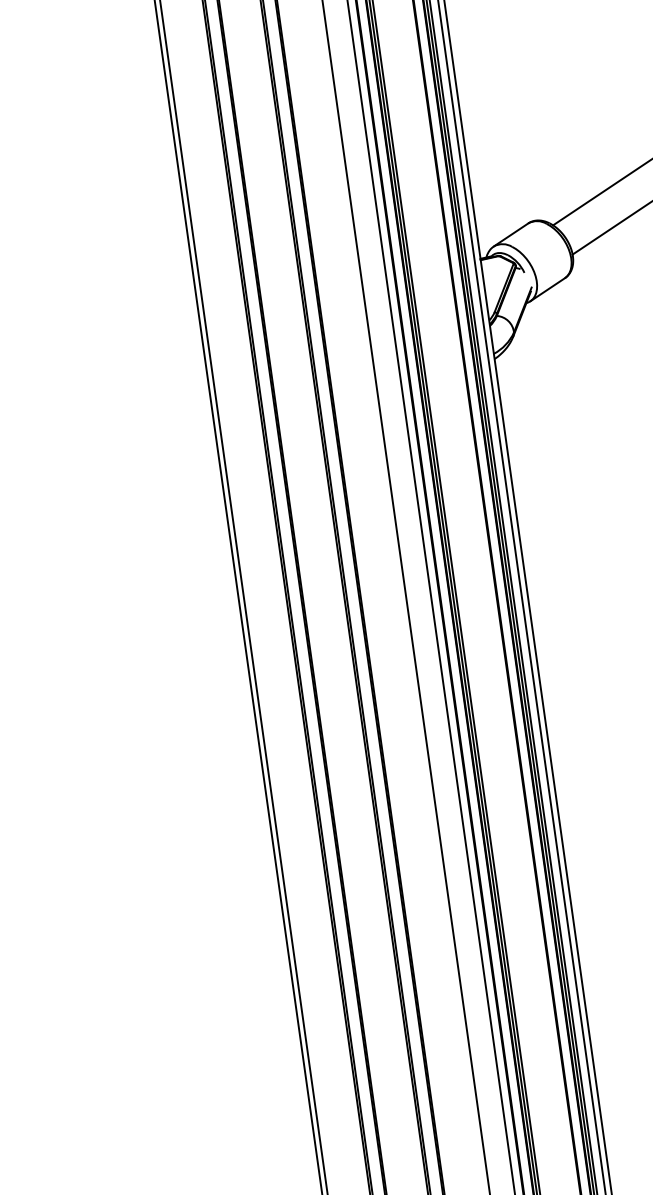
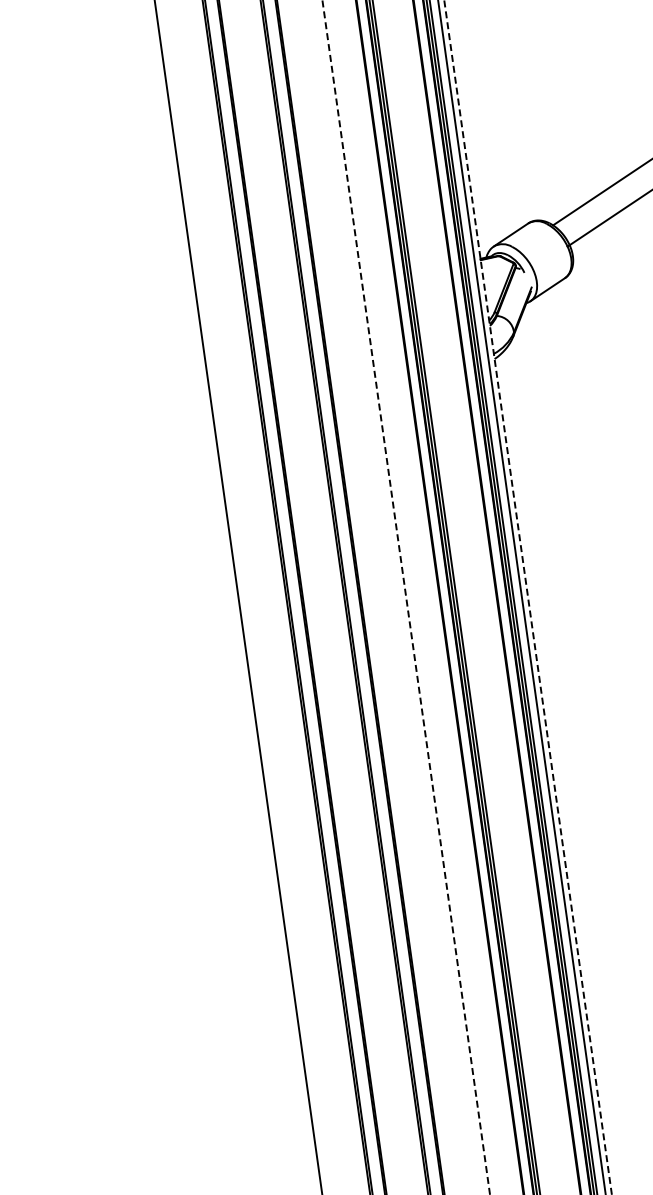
line position: (610, 228) -> (608, 218) (608, 218)
line: present -> none (243, 596)
line: present -> none (430, 596)
line: solid -> dashed (406, 597)
line: solid -> dashed (528, 597)
